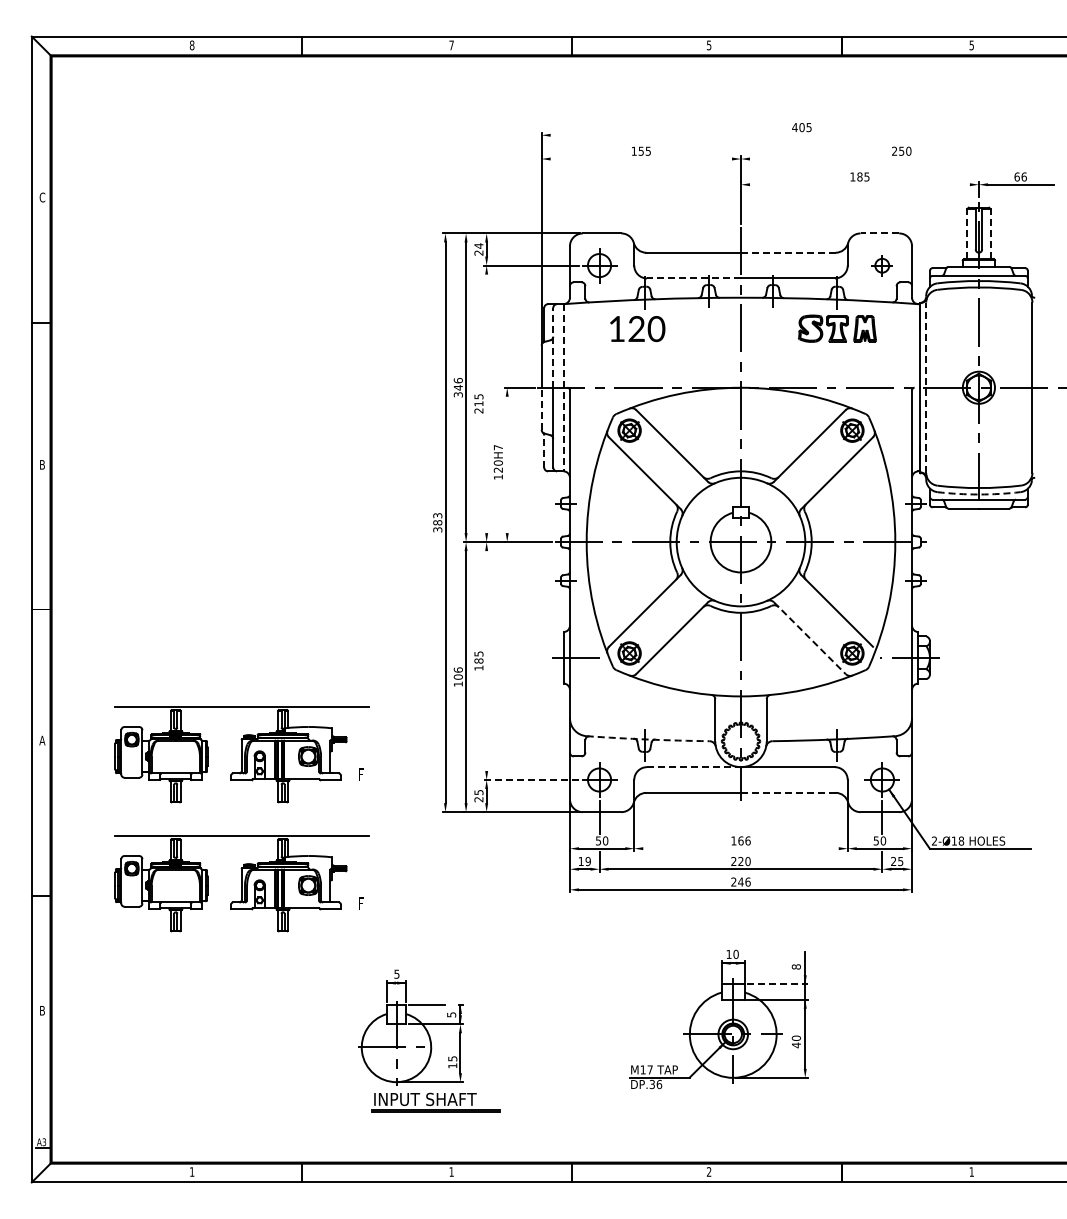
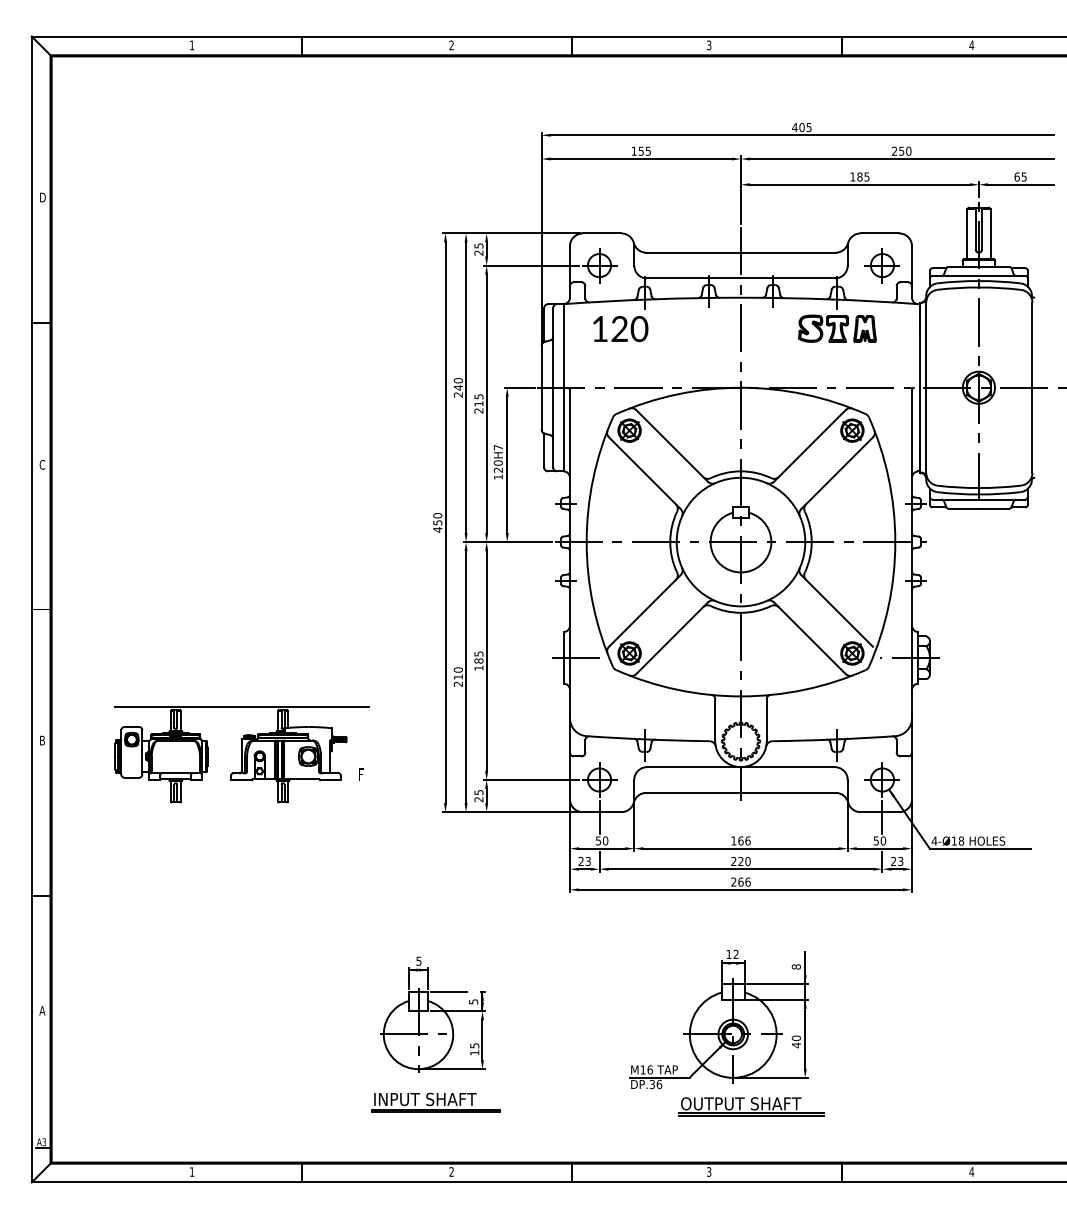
text: 5 -> 3 (709, 44)
text: 8 -> 1 (191, 45)
text: 7 -> 2 (451, 45)
text: 5 -> 4 (971, 45)
line: none -> present (801, 135)
line: none -> present (641, 159)
line: none -> present (901, 159)
text: 66 -> 65 (1023, 176)
line: none -> present (859, 184)
text: C -> D (42, 197)
line: dashed -> solid (879, 233)
line: dashed -> solid (967, 233)
line: dashed -> solid (990, 233)
text: 24 -> 25 (478, 245)
line: dashed -> solid (788, 252)
part size: 22x22 px -> 36x36 px (881, 265)
line: dashed -> solid (694, 278)
text position: (637, 329) -> (620, 329) (620, 329)
line: dashed -> solid (553, 347)
text: 346 -> 240 (457, 387)
line: dashed -> solid (563, 387)
line: dashed -> solid (926, 387)
line: none -> present (486, 403)
line: dashed -> solid (541, 408)
line: dashed -> solid (544, 451)
text: B -> C (42, 464)
line: none -> present (507, 464)
arc: dashed -> solid (979, 494)
text: 383 -> 450 (437, 522)
line: dashed -> solid (809, 638)
line: none -> present (486, 661)
text: 106 -> 210 (457, 676)
arc: dashed -> solid (648, 739)
text: A -> B (42, 740)
line: dashed -> solid (694, 767)
line: dashed -> solid (531, 780)
line: dashed -> solid (787, 792)
text: 2-Ø18 -> 4-Ø18 (934, 840)
line: none -> present (740, 848)
text: 25 -> 23 (900, 860)
text: 19 -> 23 (584, 861)
text: 246 -> 266 (740, 881)
part: present -> none (241, 883)
text: 10 -> 12 (735, 954)
line: dashed -> solid (778, 984)
text: B -> A (42, 1010)
part position: (410, 1027) -> (432, 1014) (432, 1014)
text: M17 -> M16 (649, 1069)
part: none -> present (751, 1106)
text: 1 -> 2 (451, 1171)
text: 2 -> 3 (709, 1171)
text: 1 -> 4 (971, 1171)
